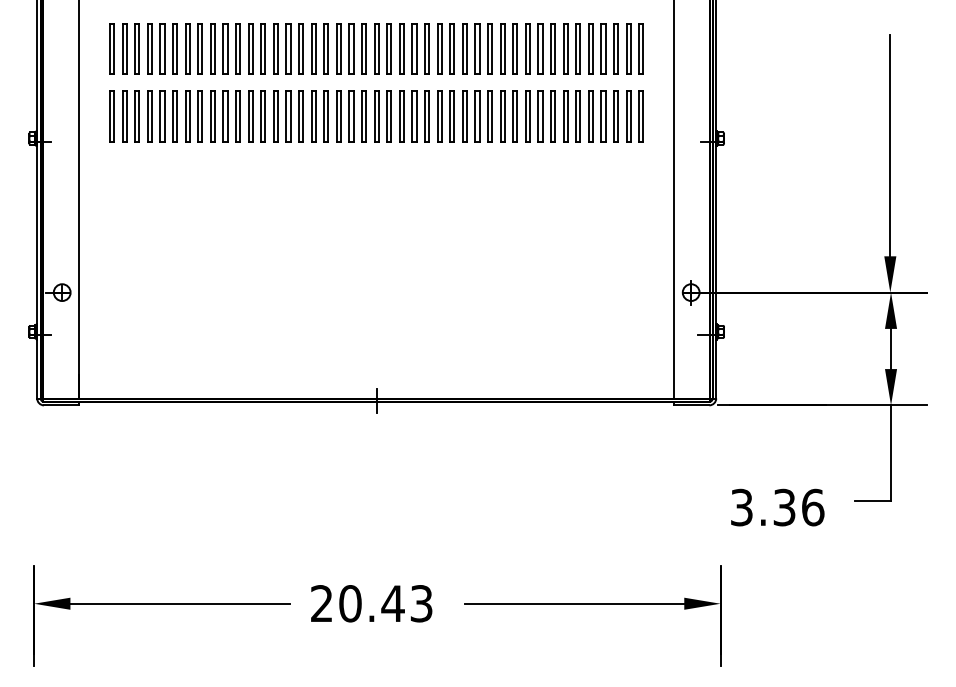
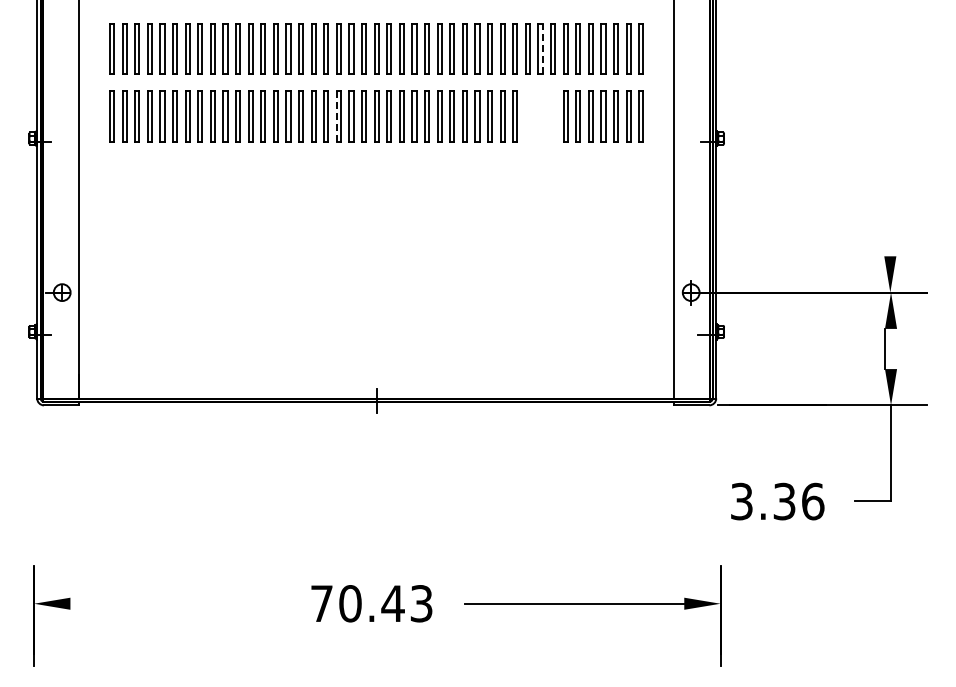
line: solid -> dashed (542, 48)
line: solid -> dashed (336, 116)
part: present -> none (540, 116)
line: present -> none (890, 145)
line position: (891, 348) -> (885, 348) (885, 348)
text position: (777, 507) -> (777, 501) (777, 501)
line: present -> none (179, 603)
text: 20.43 -> 70.43 (321, 603)
